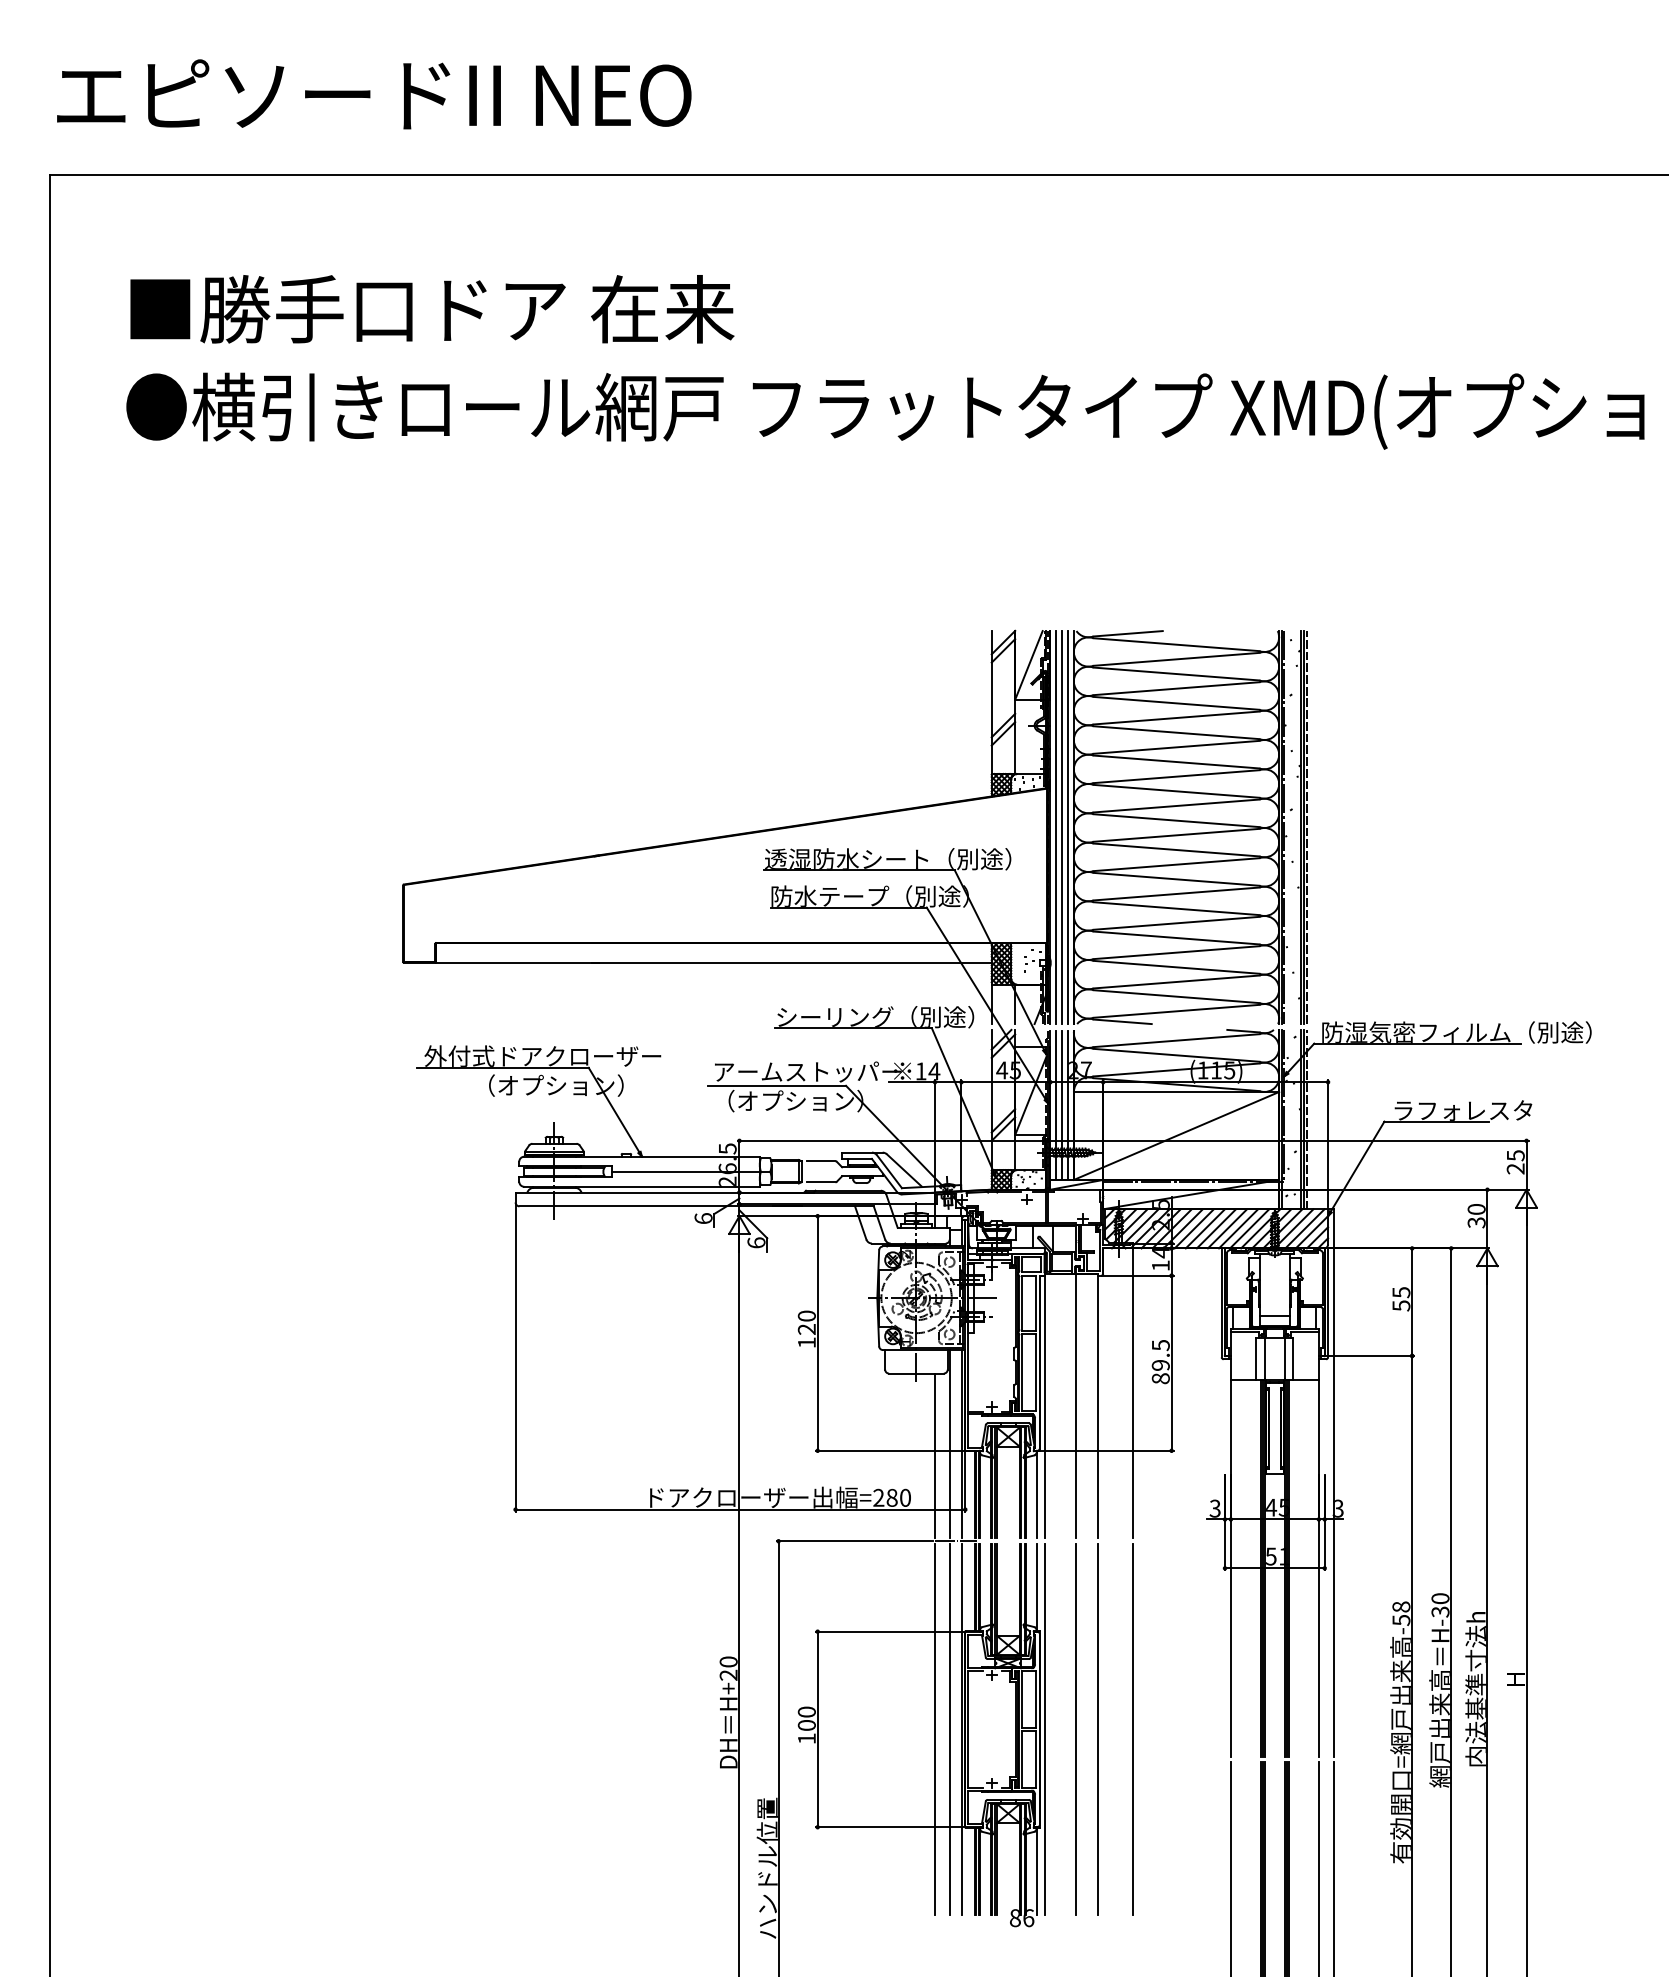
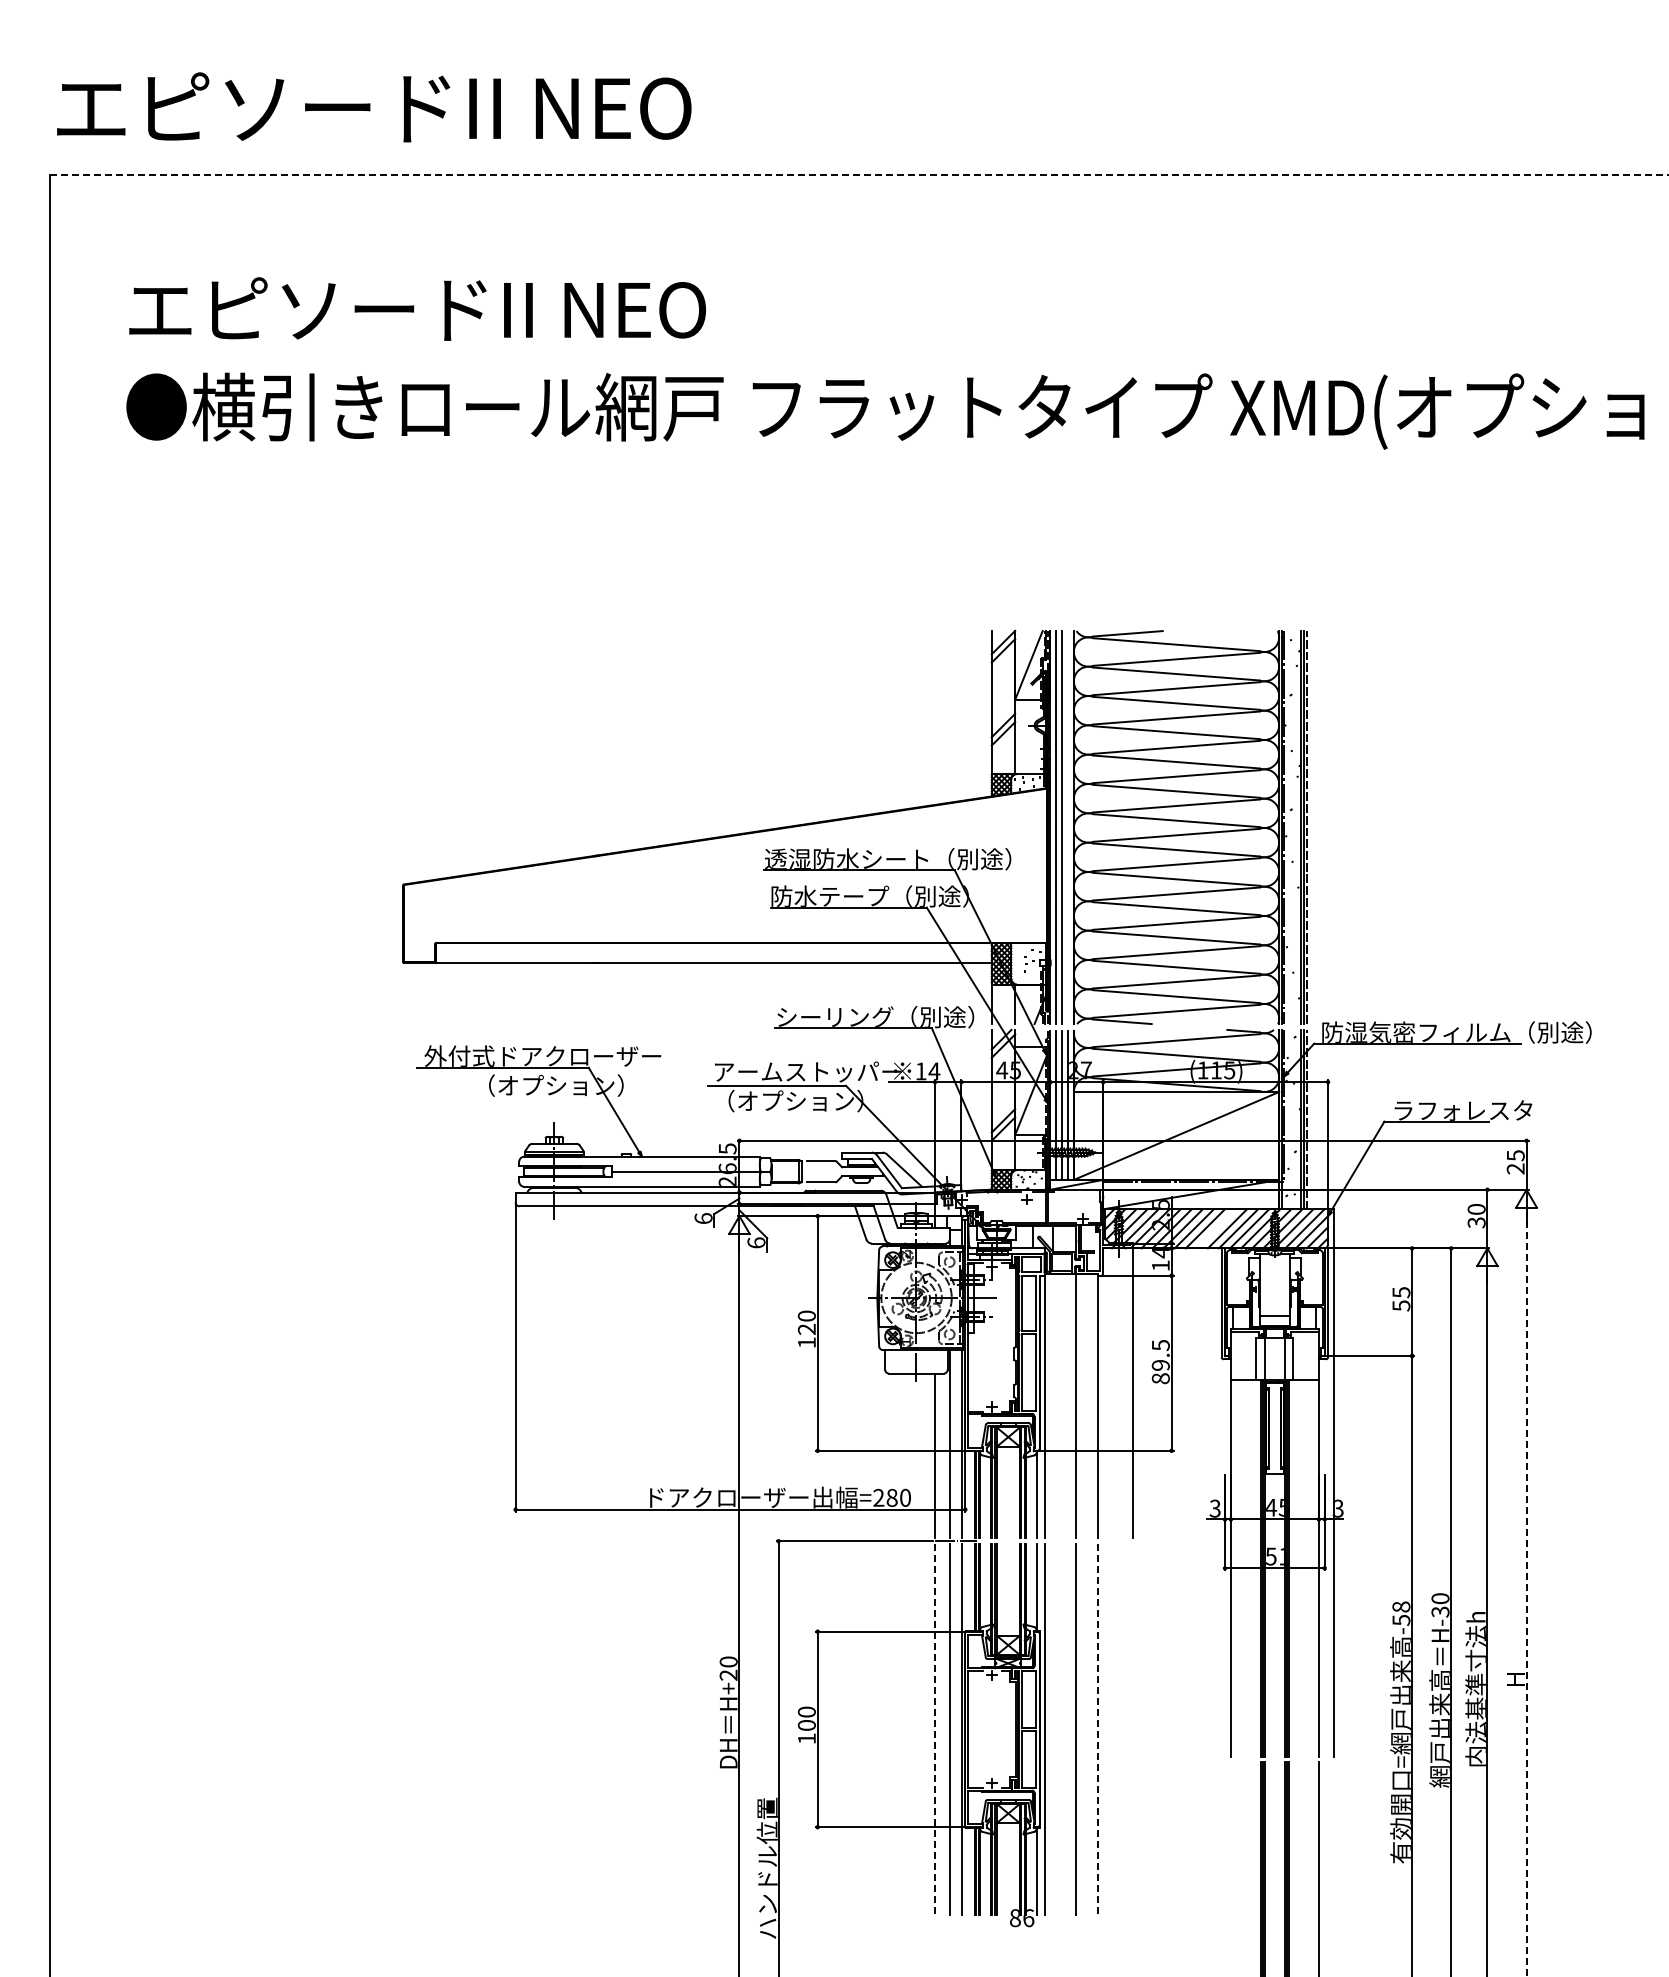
text position: (374, 94) -> (374, 107) (374, 107)
line: solid -> dashed (859, 175)
text: ■勝手口ドア 在来 -> エピソードII NEO (431, 309)
line: present -> none (1067, 827)
line: present -> none (1216, 1228)
line: solid -> dashed (1526, 1594)
line: solid -> dashed (935, 1729)
line: solid -> dashed (1097, 1729)
line: present -> none (1132, 1729)
line: present -> none (1230, 1867)
line: present -> none (1333, 1867)
